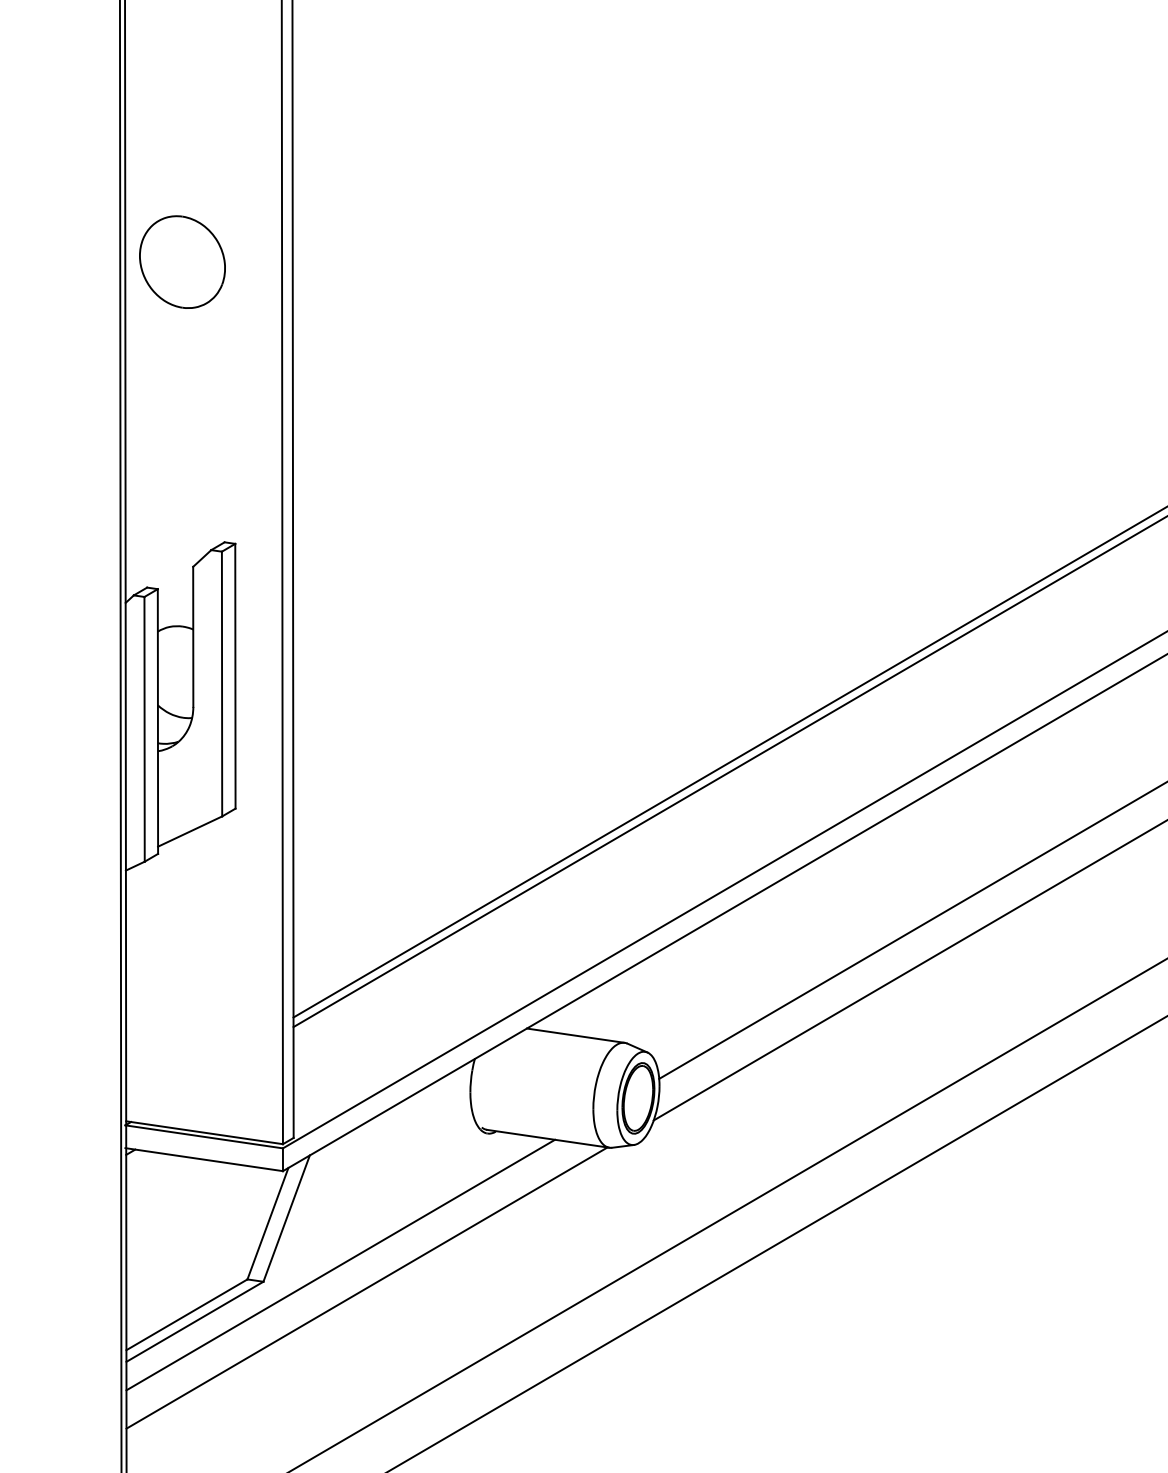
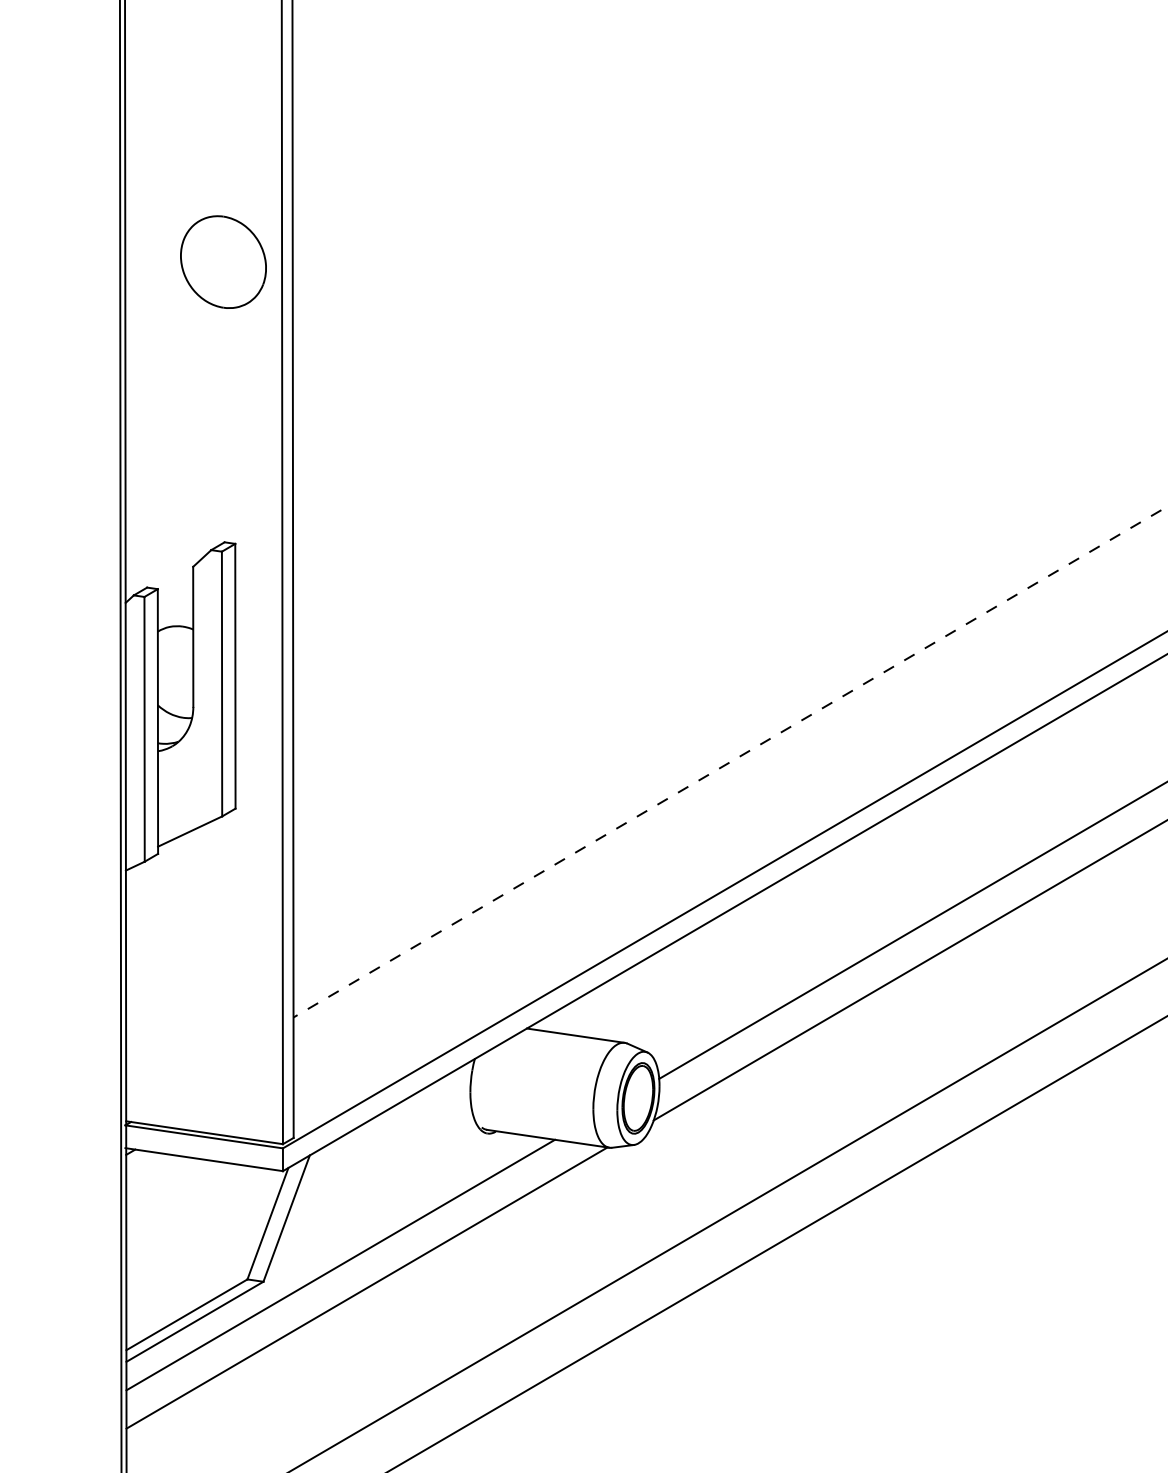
part position: (182, 261) -> (223, 261) (223, 261)
line: solid -> dashed (730, 762)
line: present -> none (728, 772)
